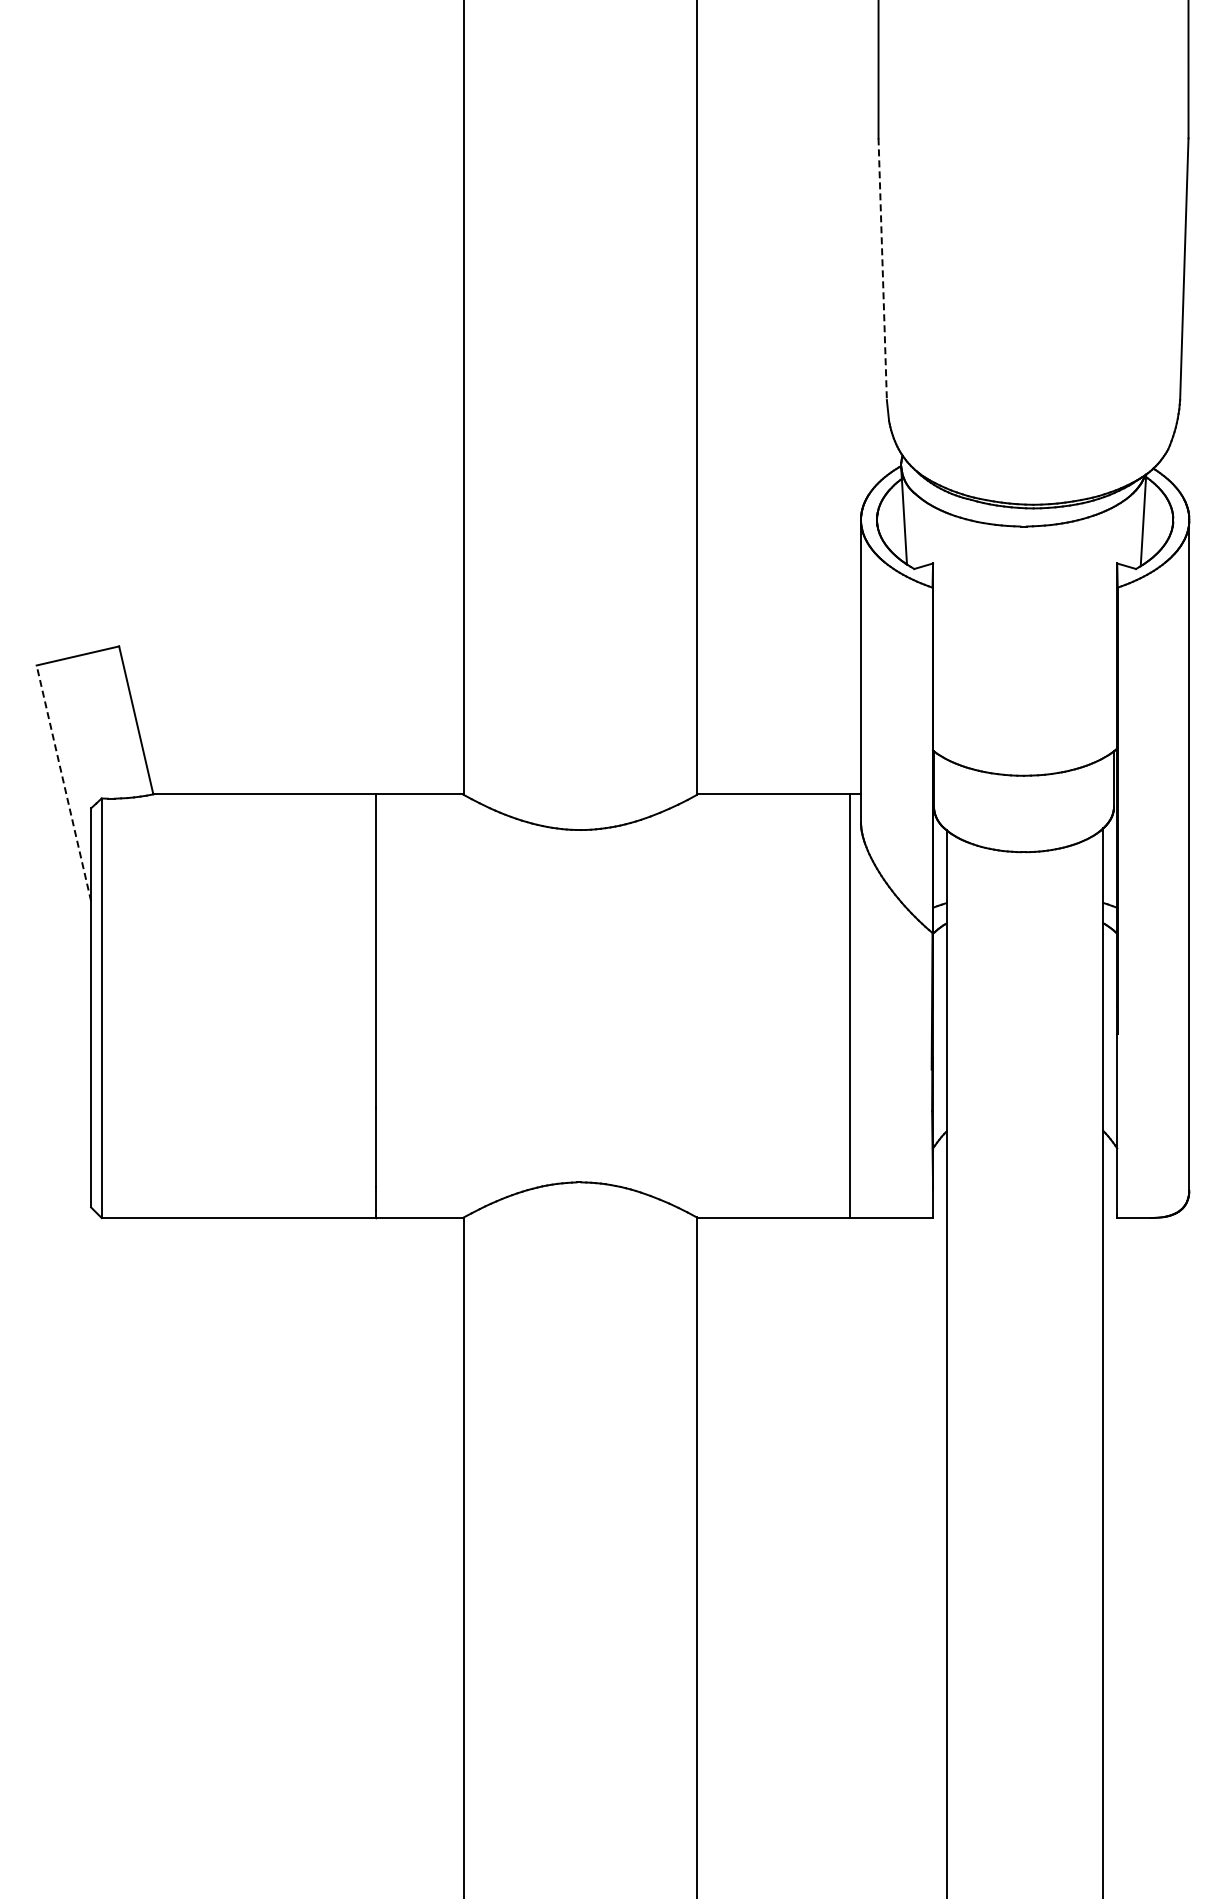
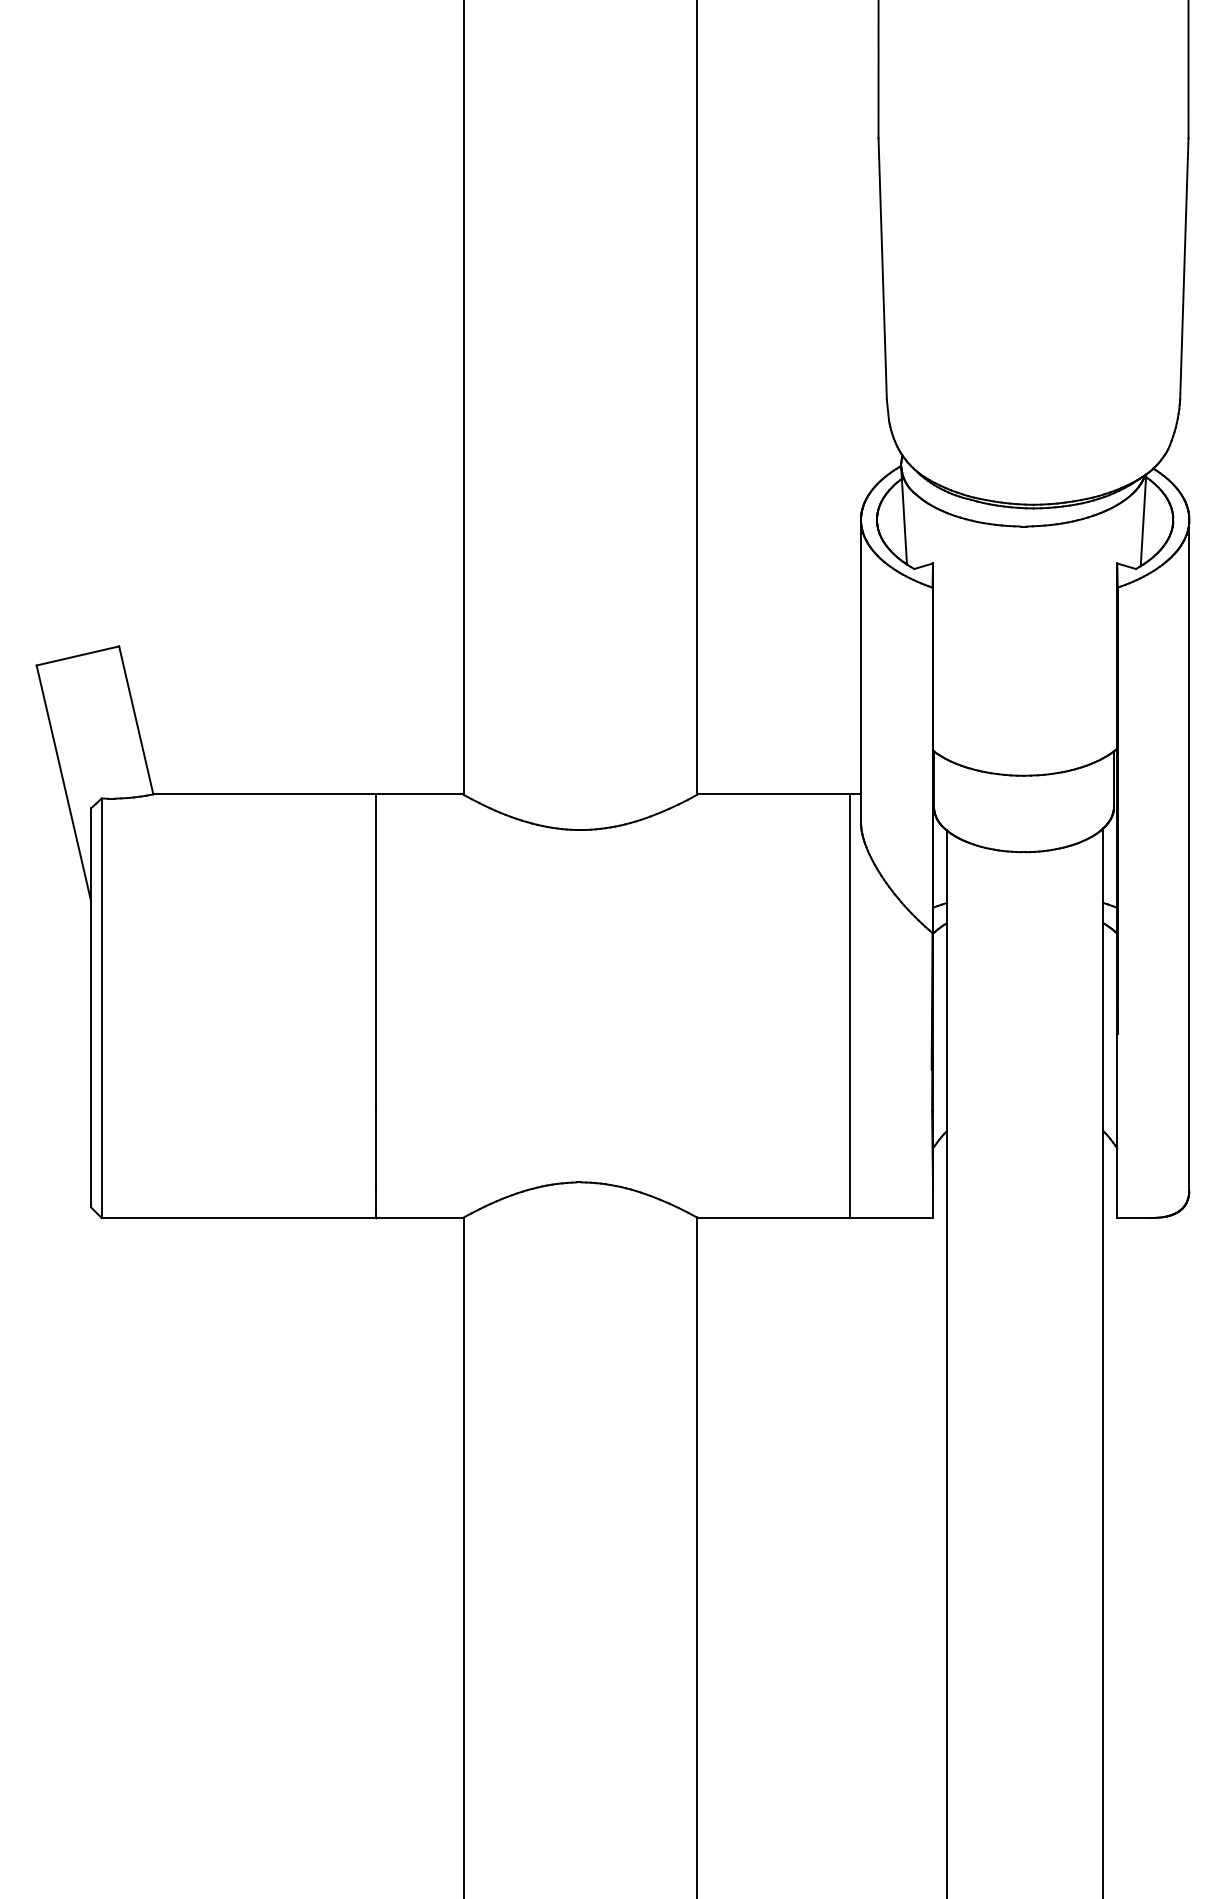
line: dashed -> solid (882, 269)
line: dashed -> solid (63, 783)
